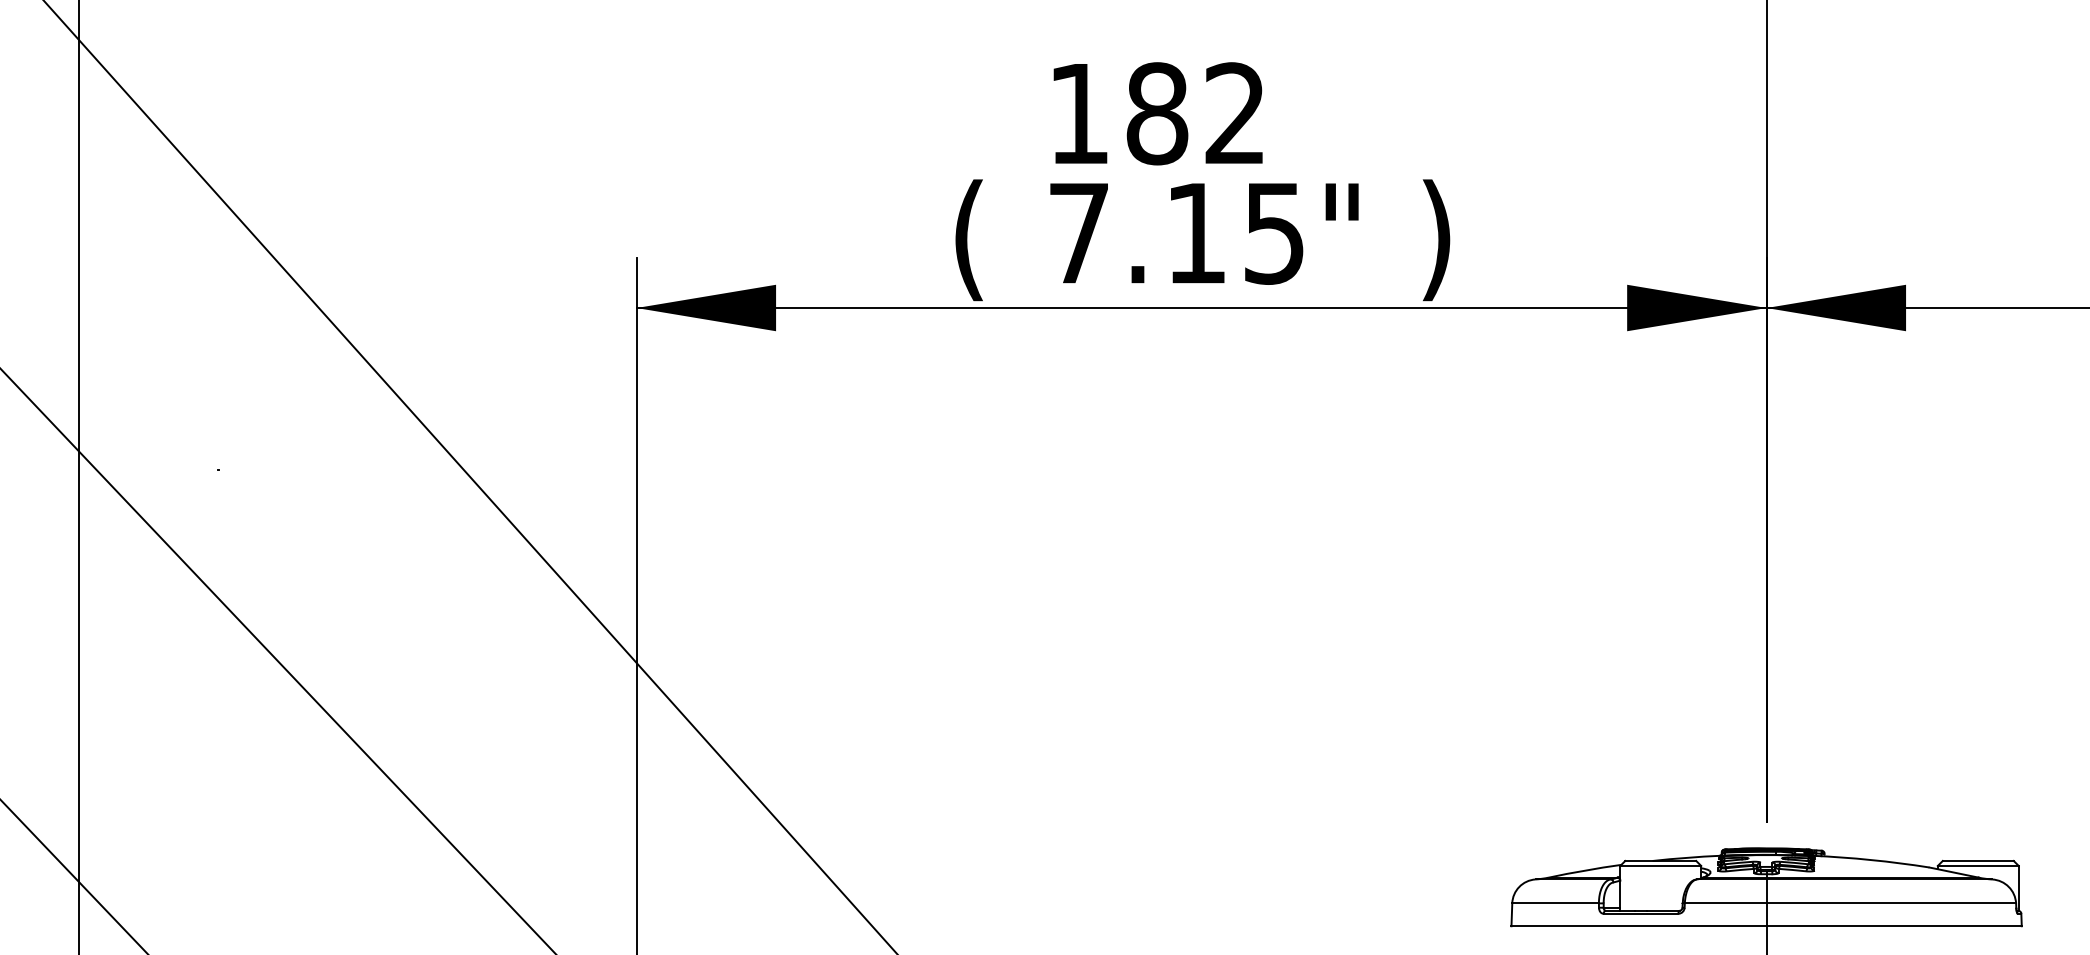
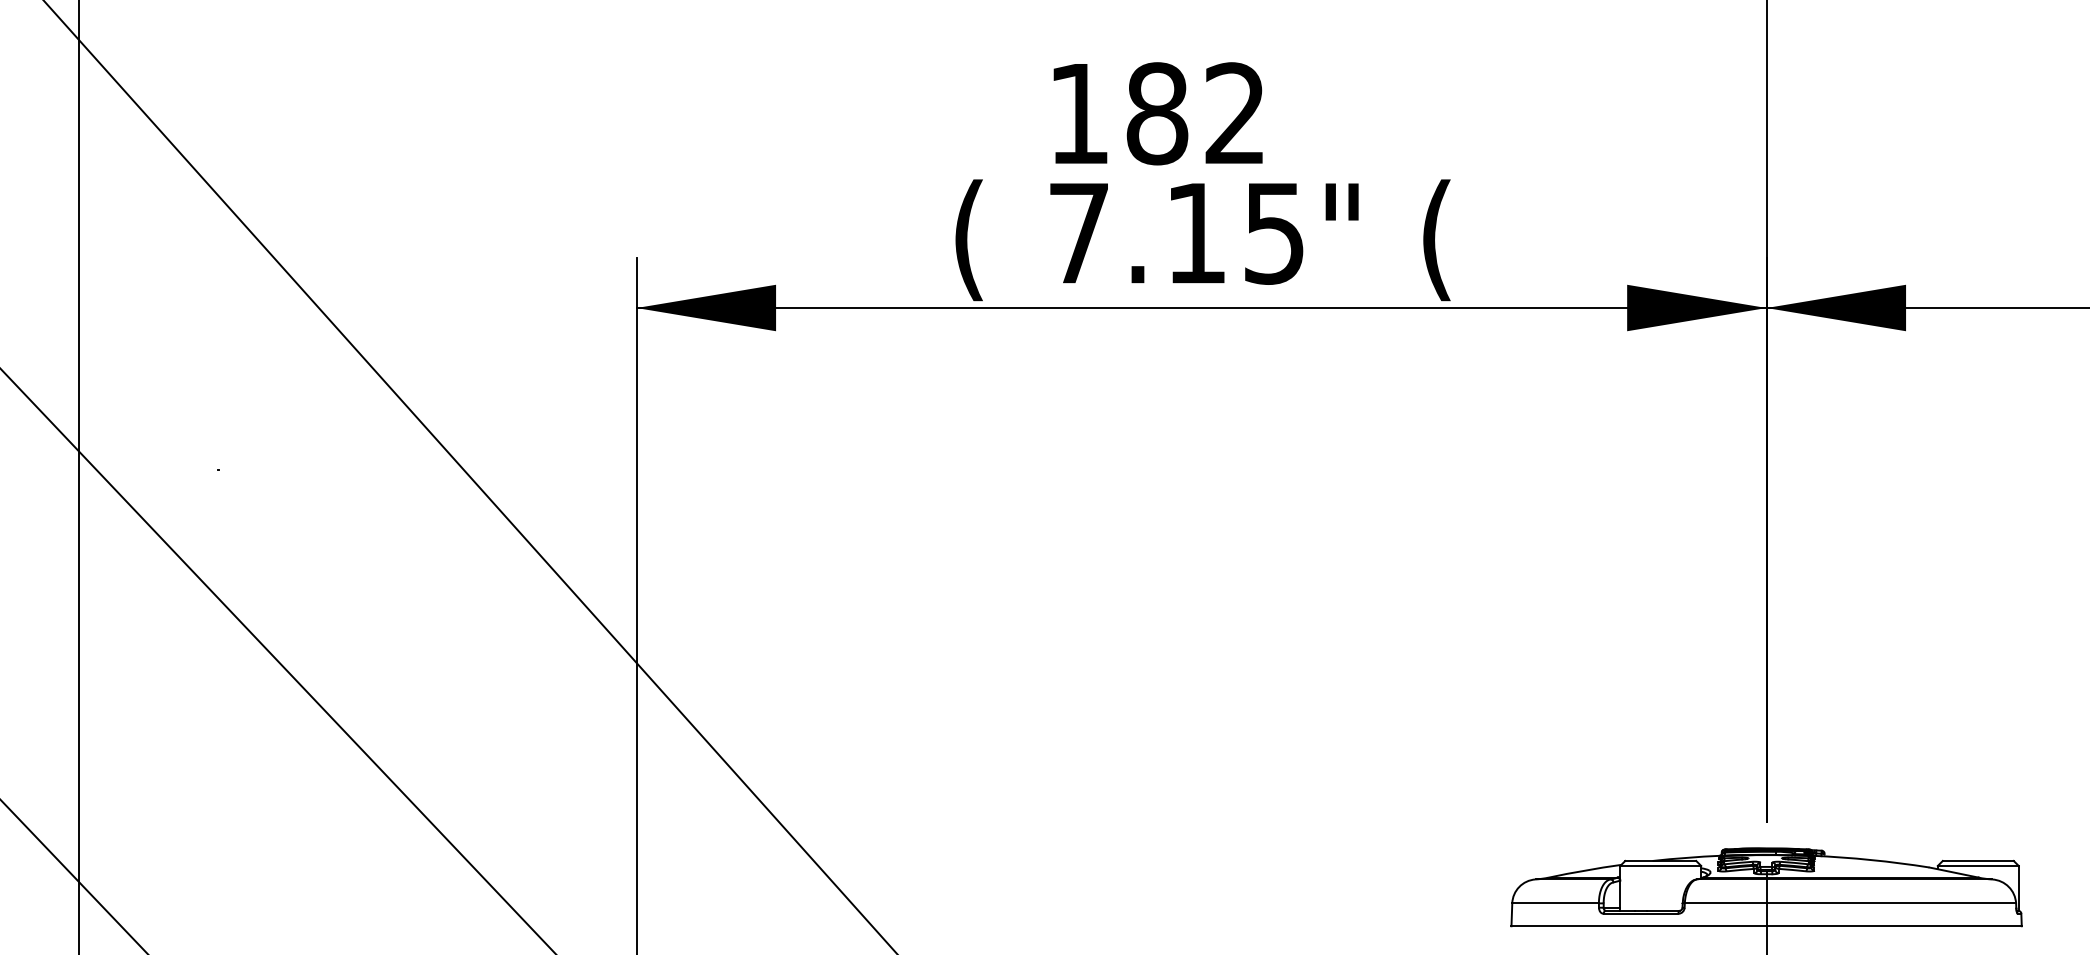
text: ) -> ( (1436, 240)
